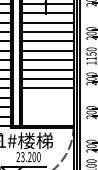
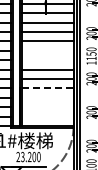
line: present -> none (47, 50)
line: present -> none (47, 60)
line: solid -> dashed (47, 88)
